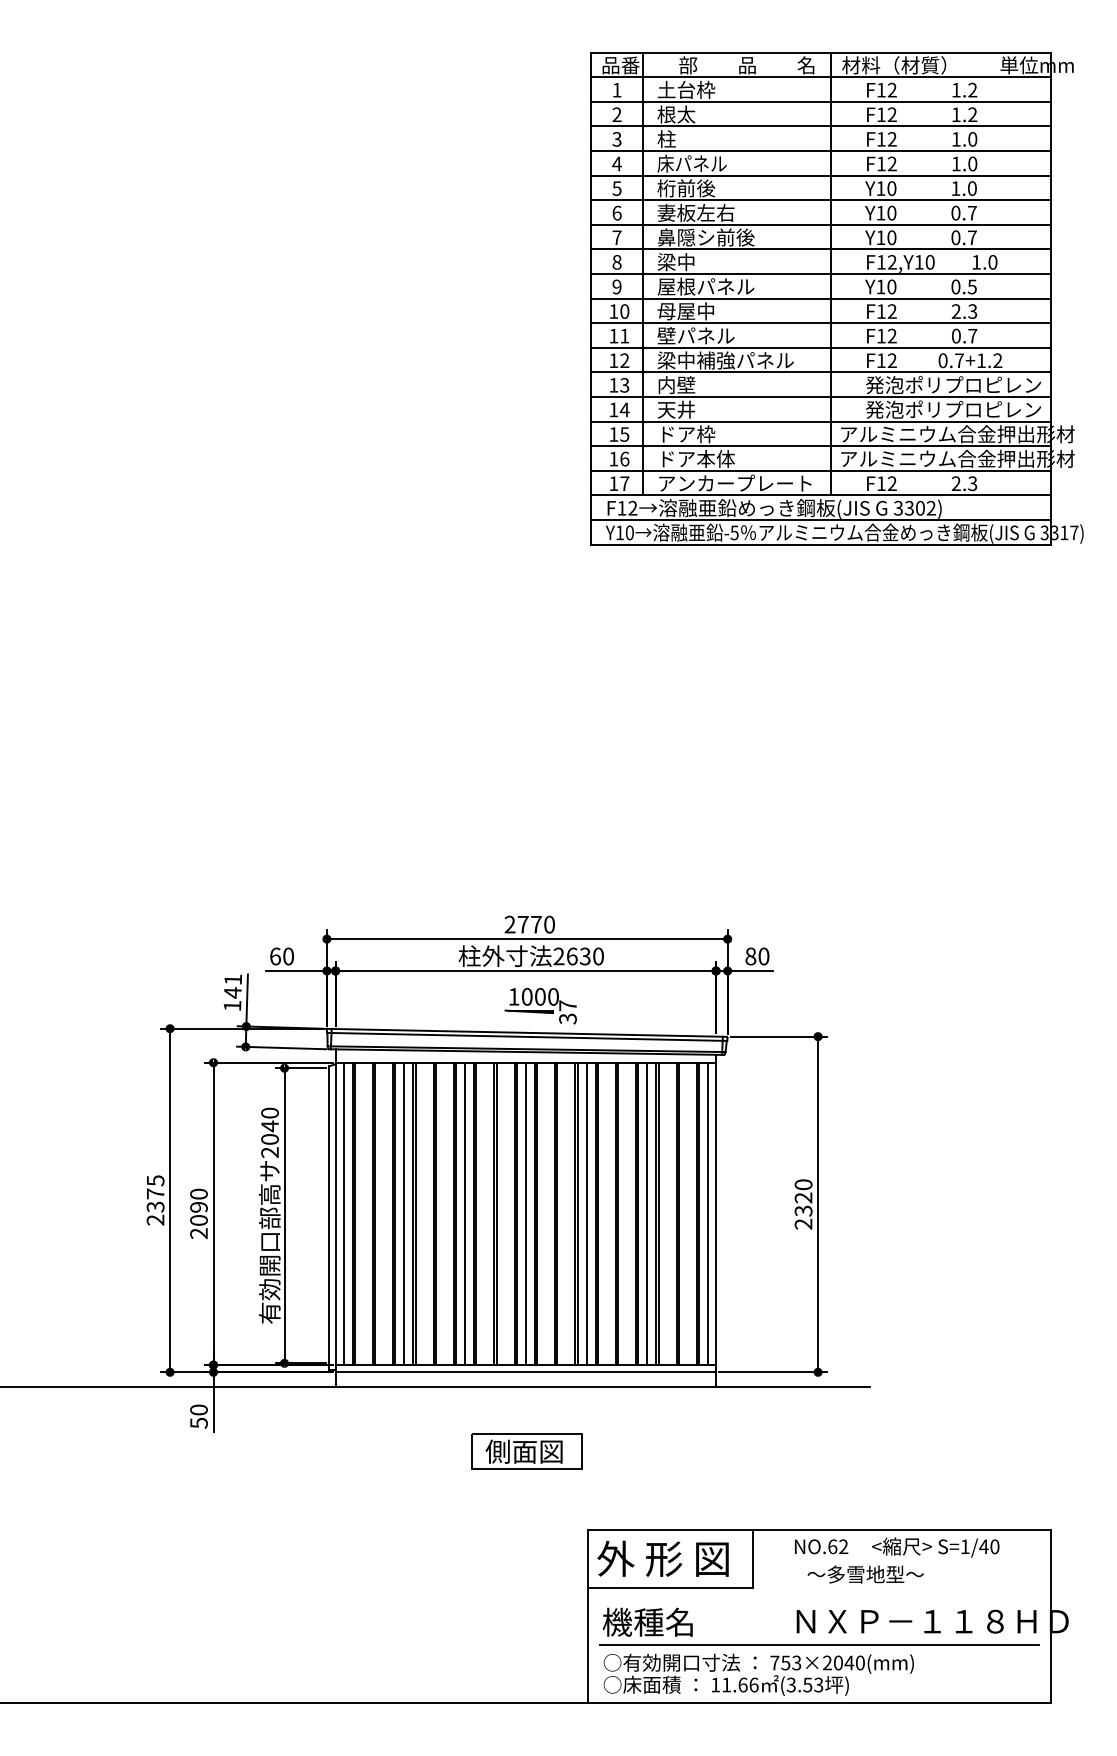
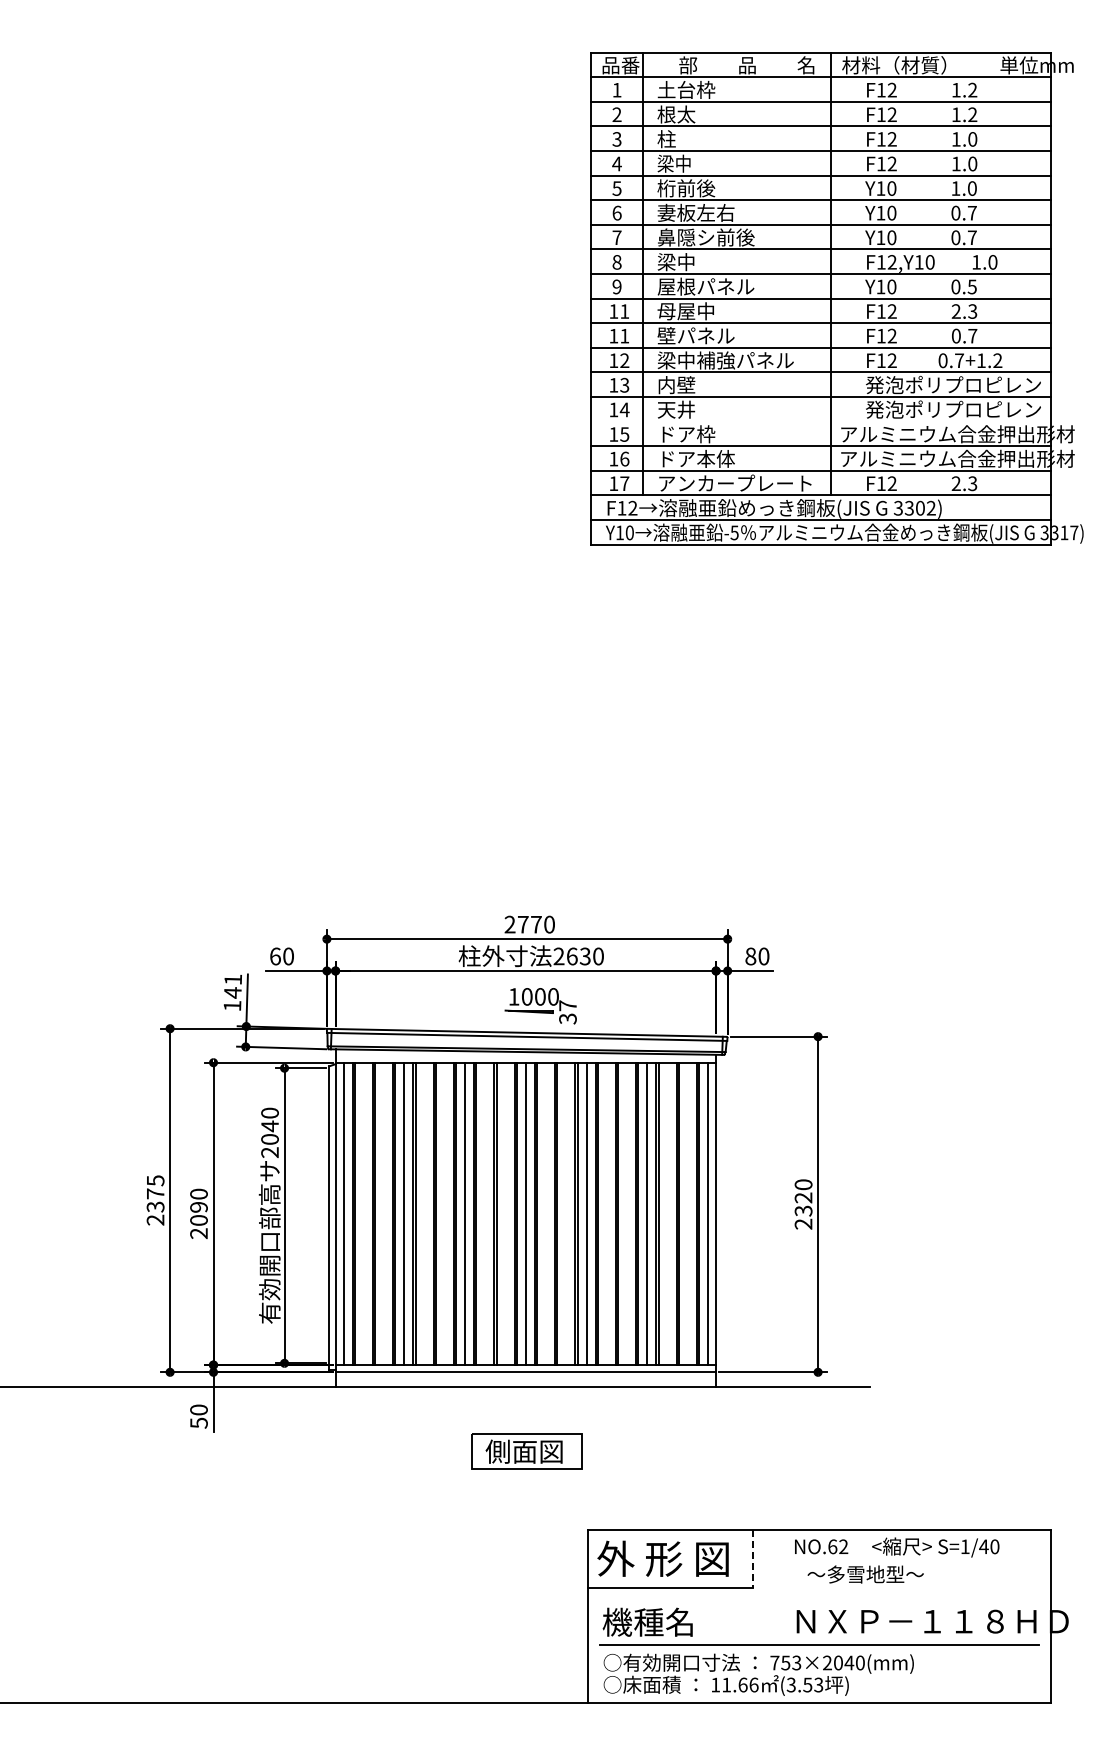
text: 床パネル -> 梁中 (691, 163)
text: 10 -> 11 (624, 311)
line: present -> none (820, 421)
line: solid -> dashed (753, 1558)
